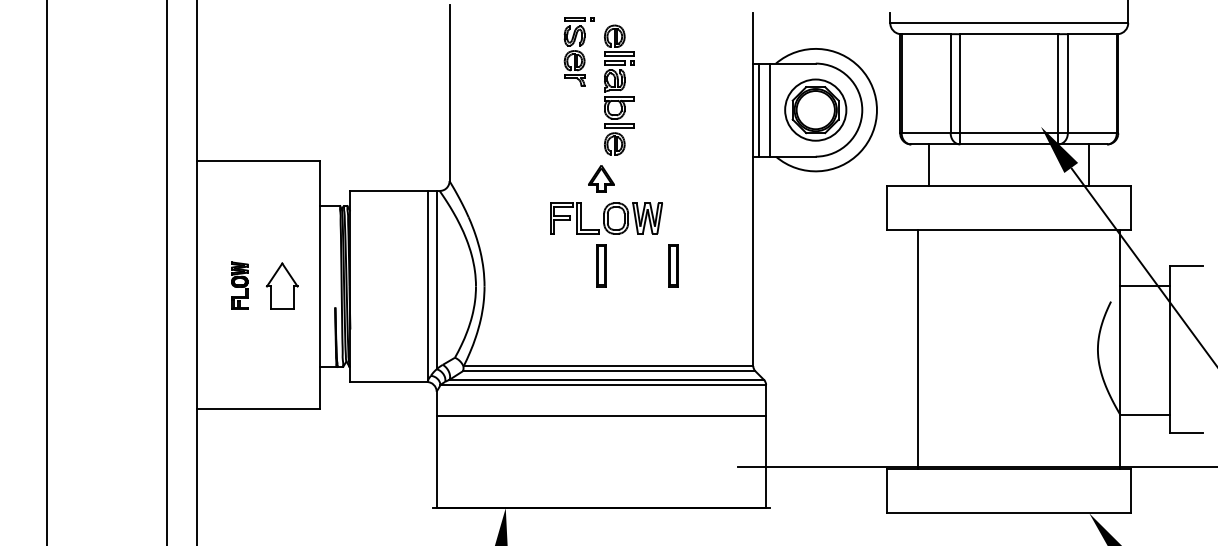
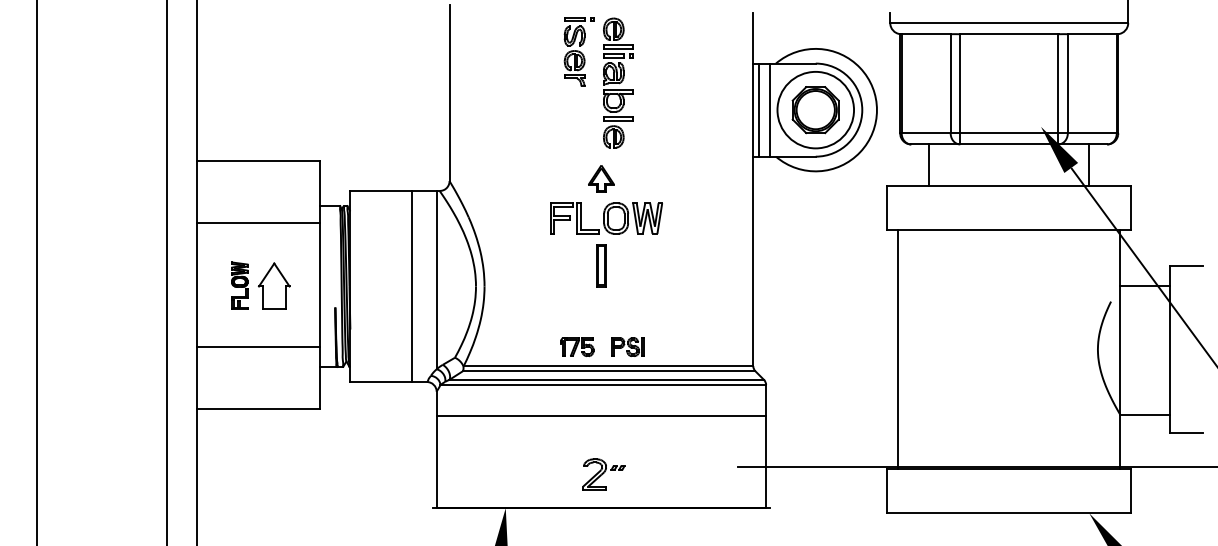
part position: (619, 89) -> (618, 82) (618, 82)
circle diameter: 61 px -> 77 px (815, 109)
line: none -> present (258, 223)
part: present -> none (673, 265)
line position: (46, 272) -> (36, 272) (36, 272)
part position: (281, 285) -> (273, 285) (273, 285)
line position: (427, 286) -> (411, 286) (411, 286)
part: none -> present (577, 346)
part: none -> present (627, 346)
line: none -> present (258, 347)
line position: (918, 349) -> (898, 349) (898, 349)
part: none -> present (603, 474)
